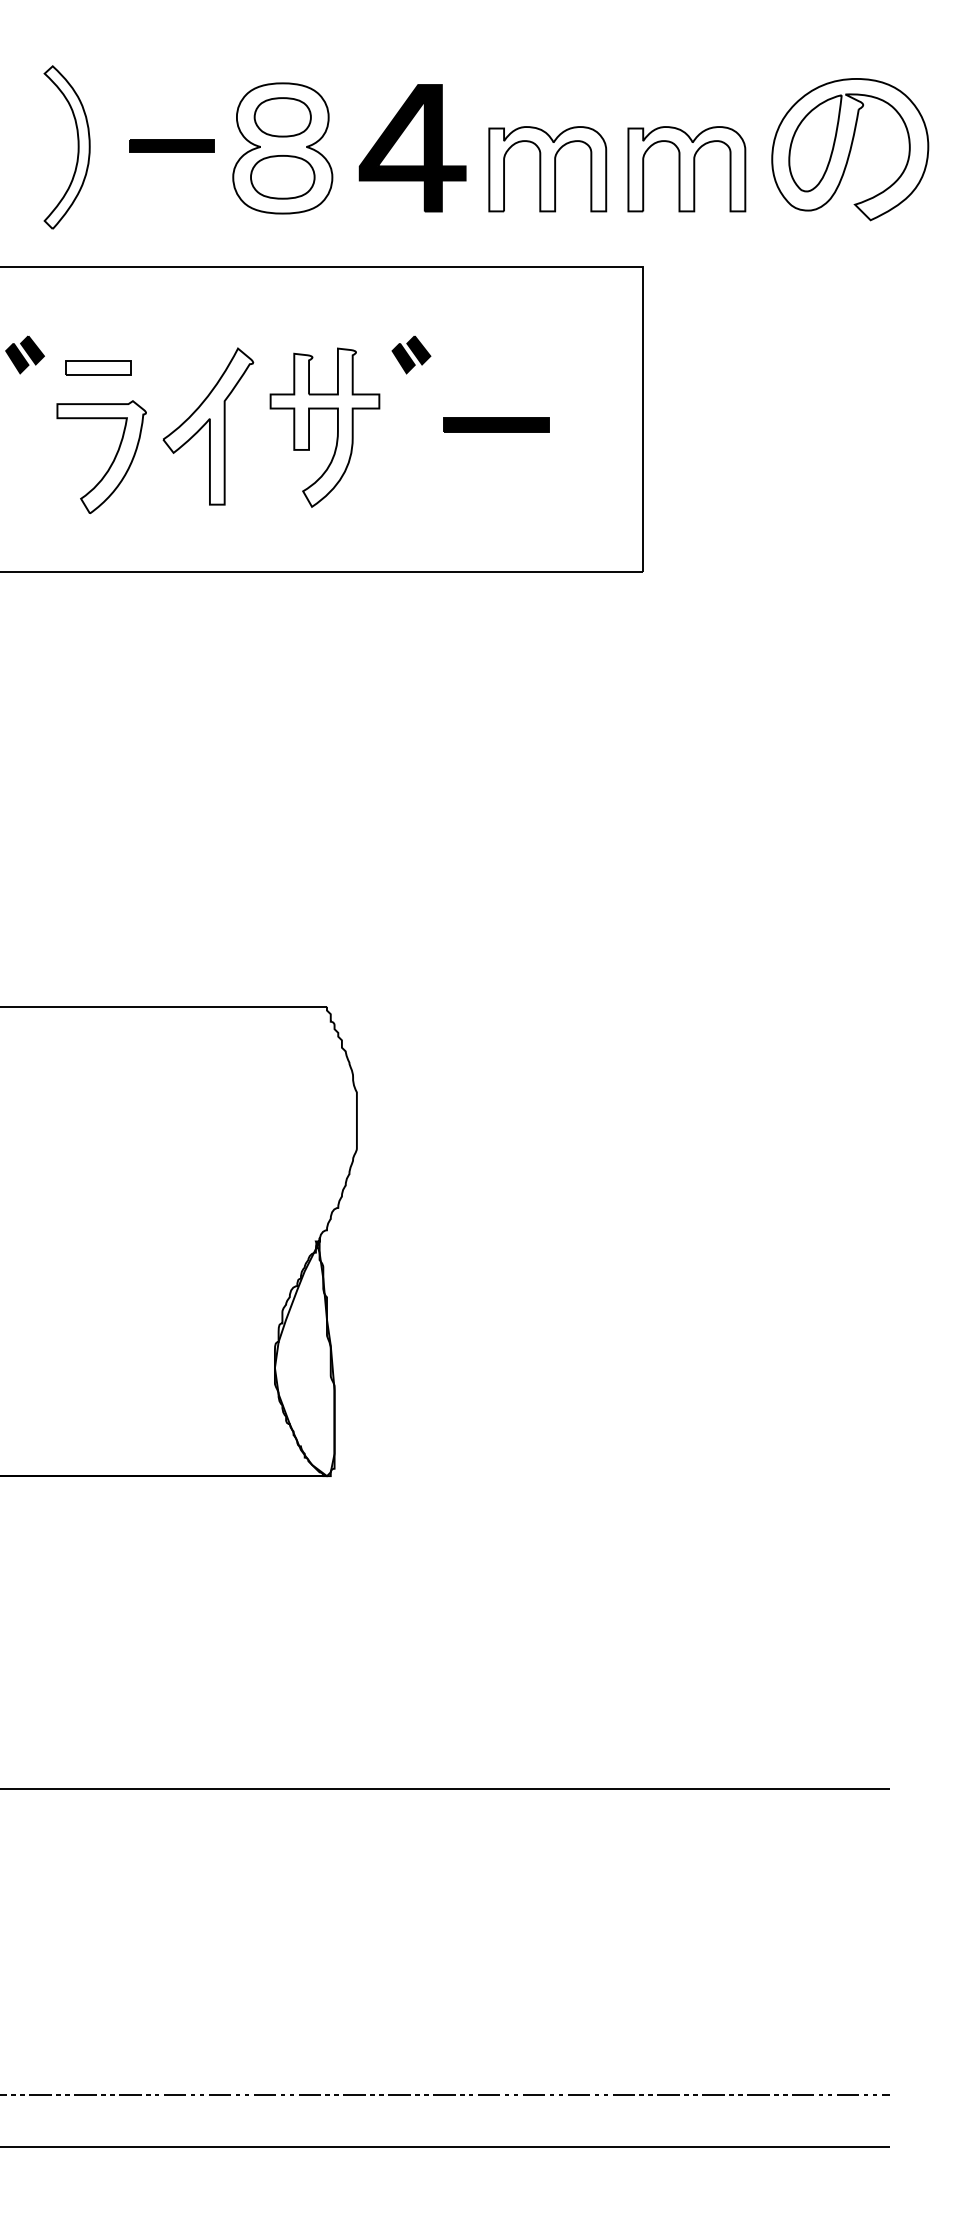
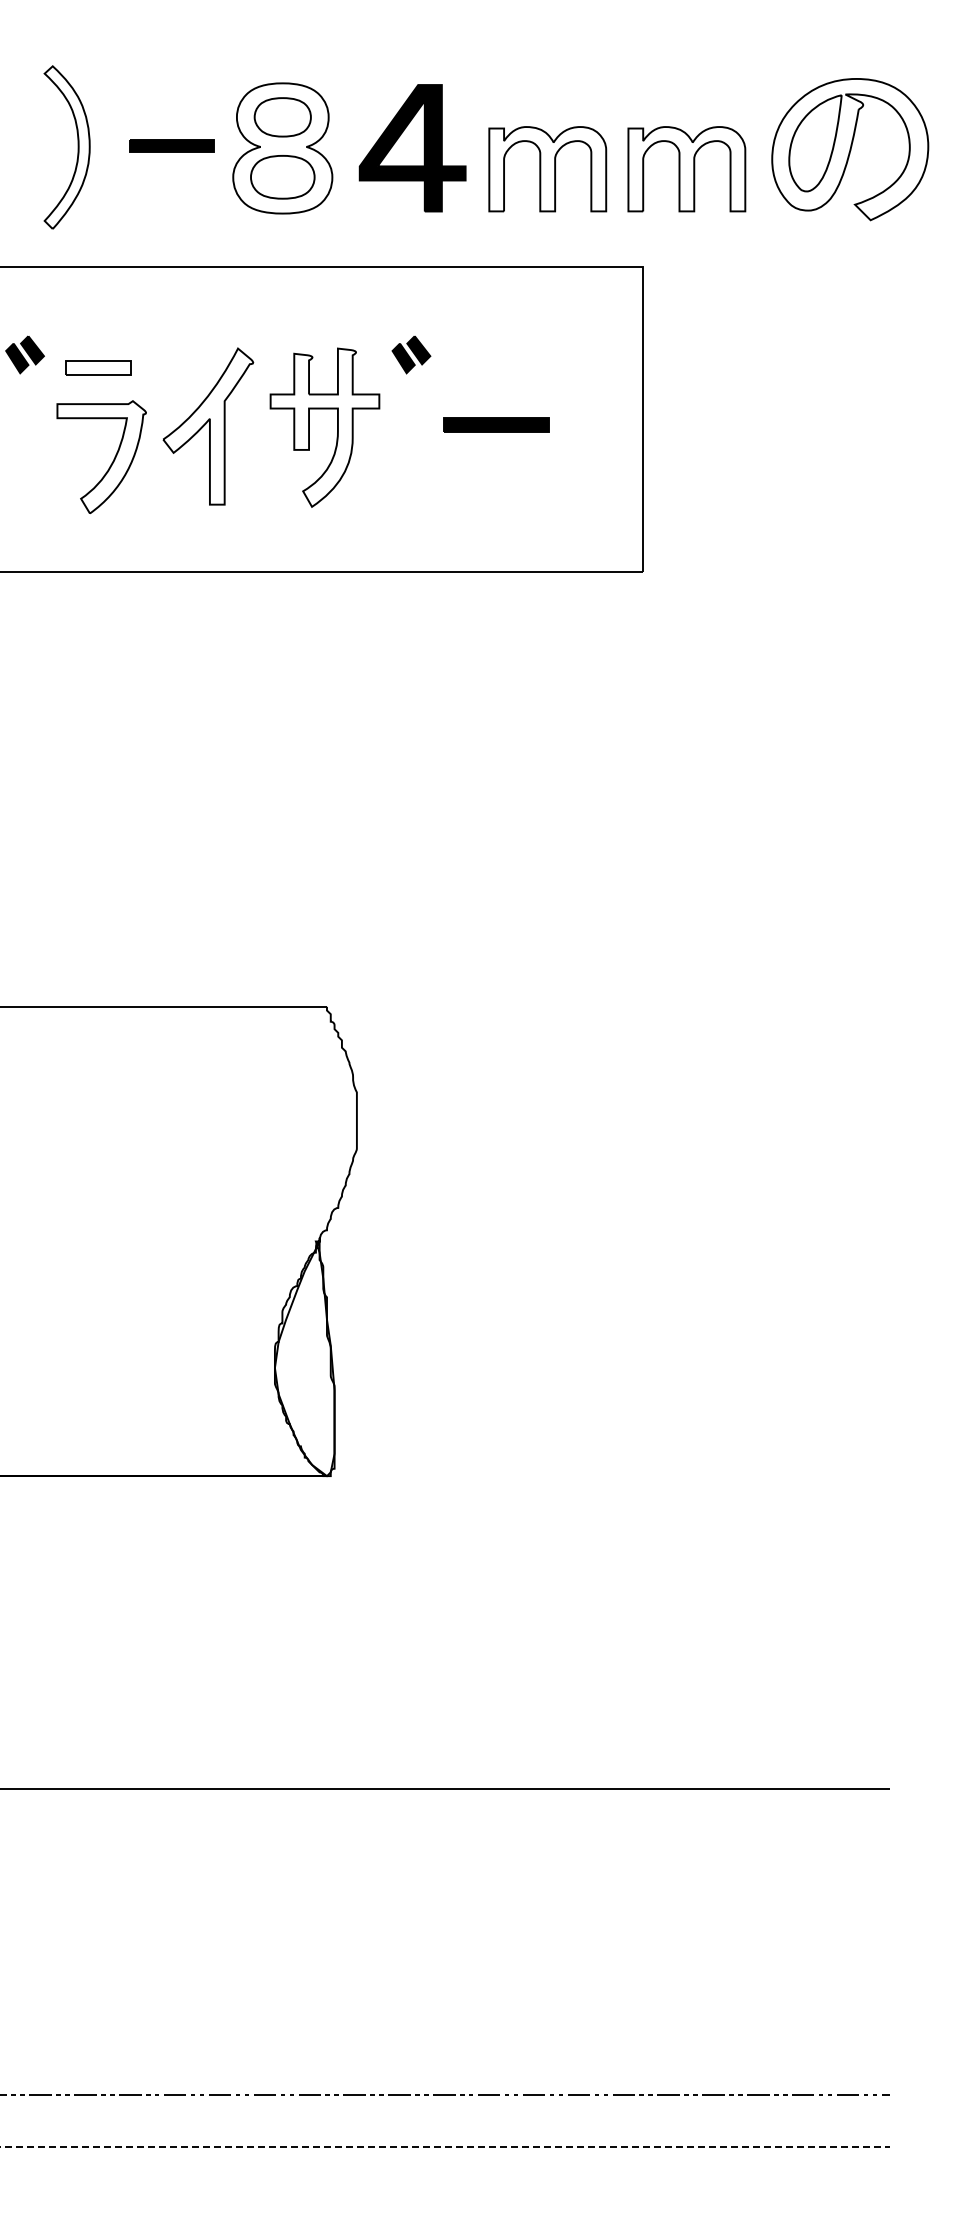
line: solid -> dashed (445, 2146)
